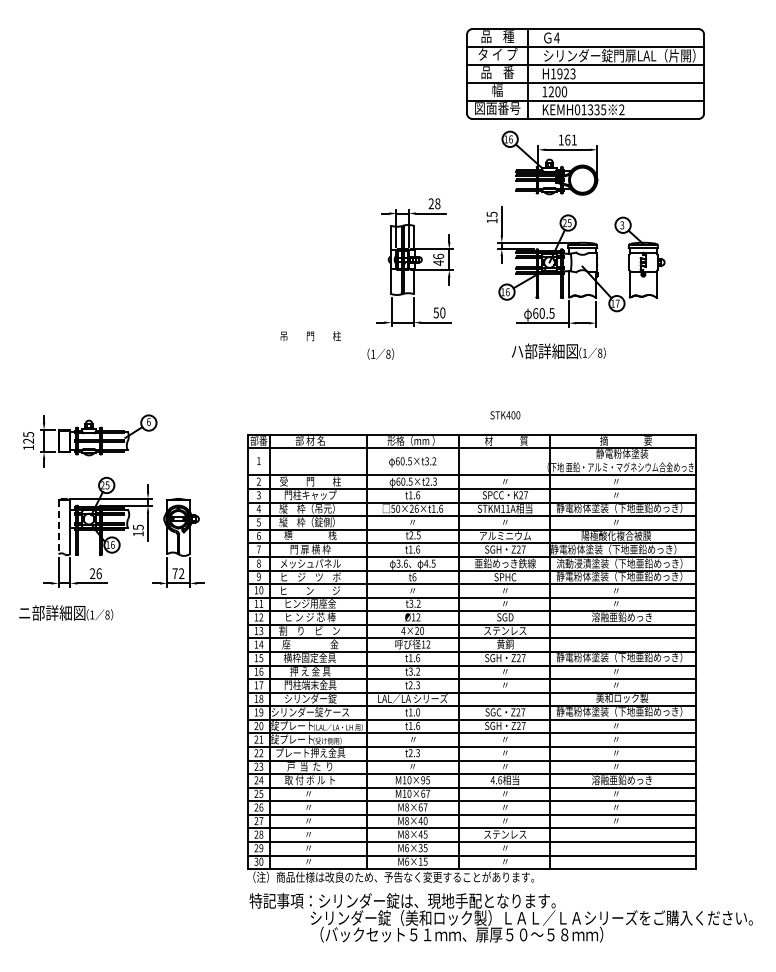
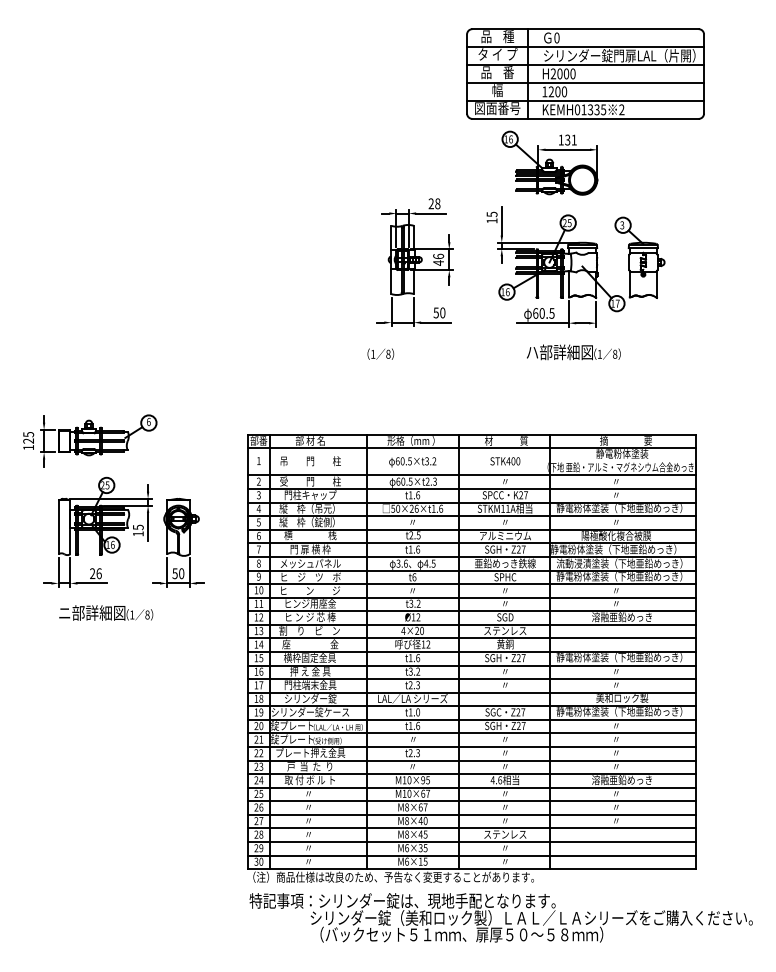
text: 4 -> 0 (556, 37)
text: H1923 -> H2000 (562, 73)
text: 161 -> 131 (567, 139)
text position: (310, 336) -> (310, 461) (310, 461)
text position: (558, 351) -> (573, 352) (573, 352)
text position: (505, 415) -> (505, 461) (505, 461)
line: dashed -> solid (58, 527)
text: 72 -> 50 (178, 573)
text position: (66, 612) -> (106, 612) (106, 612)
